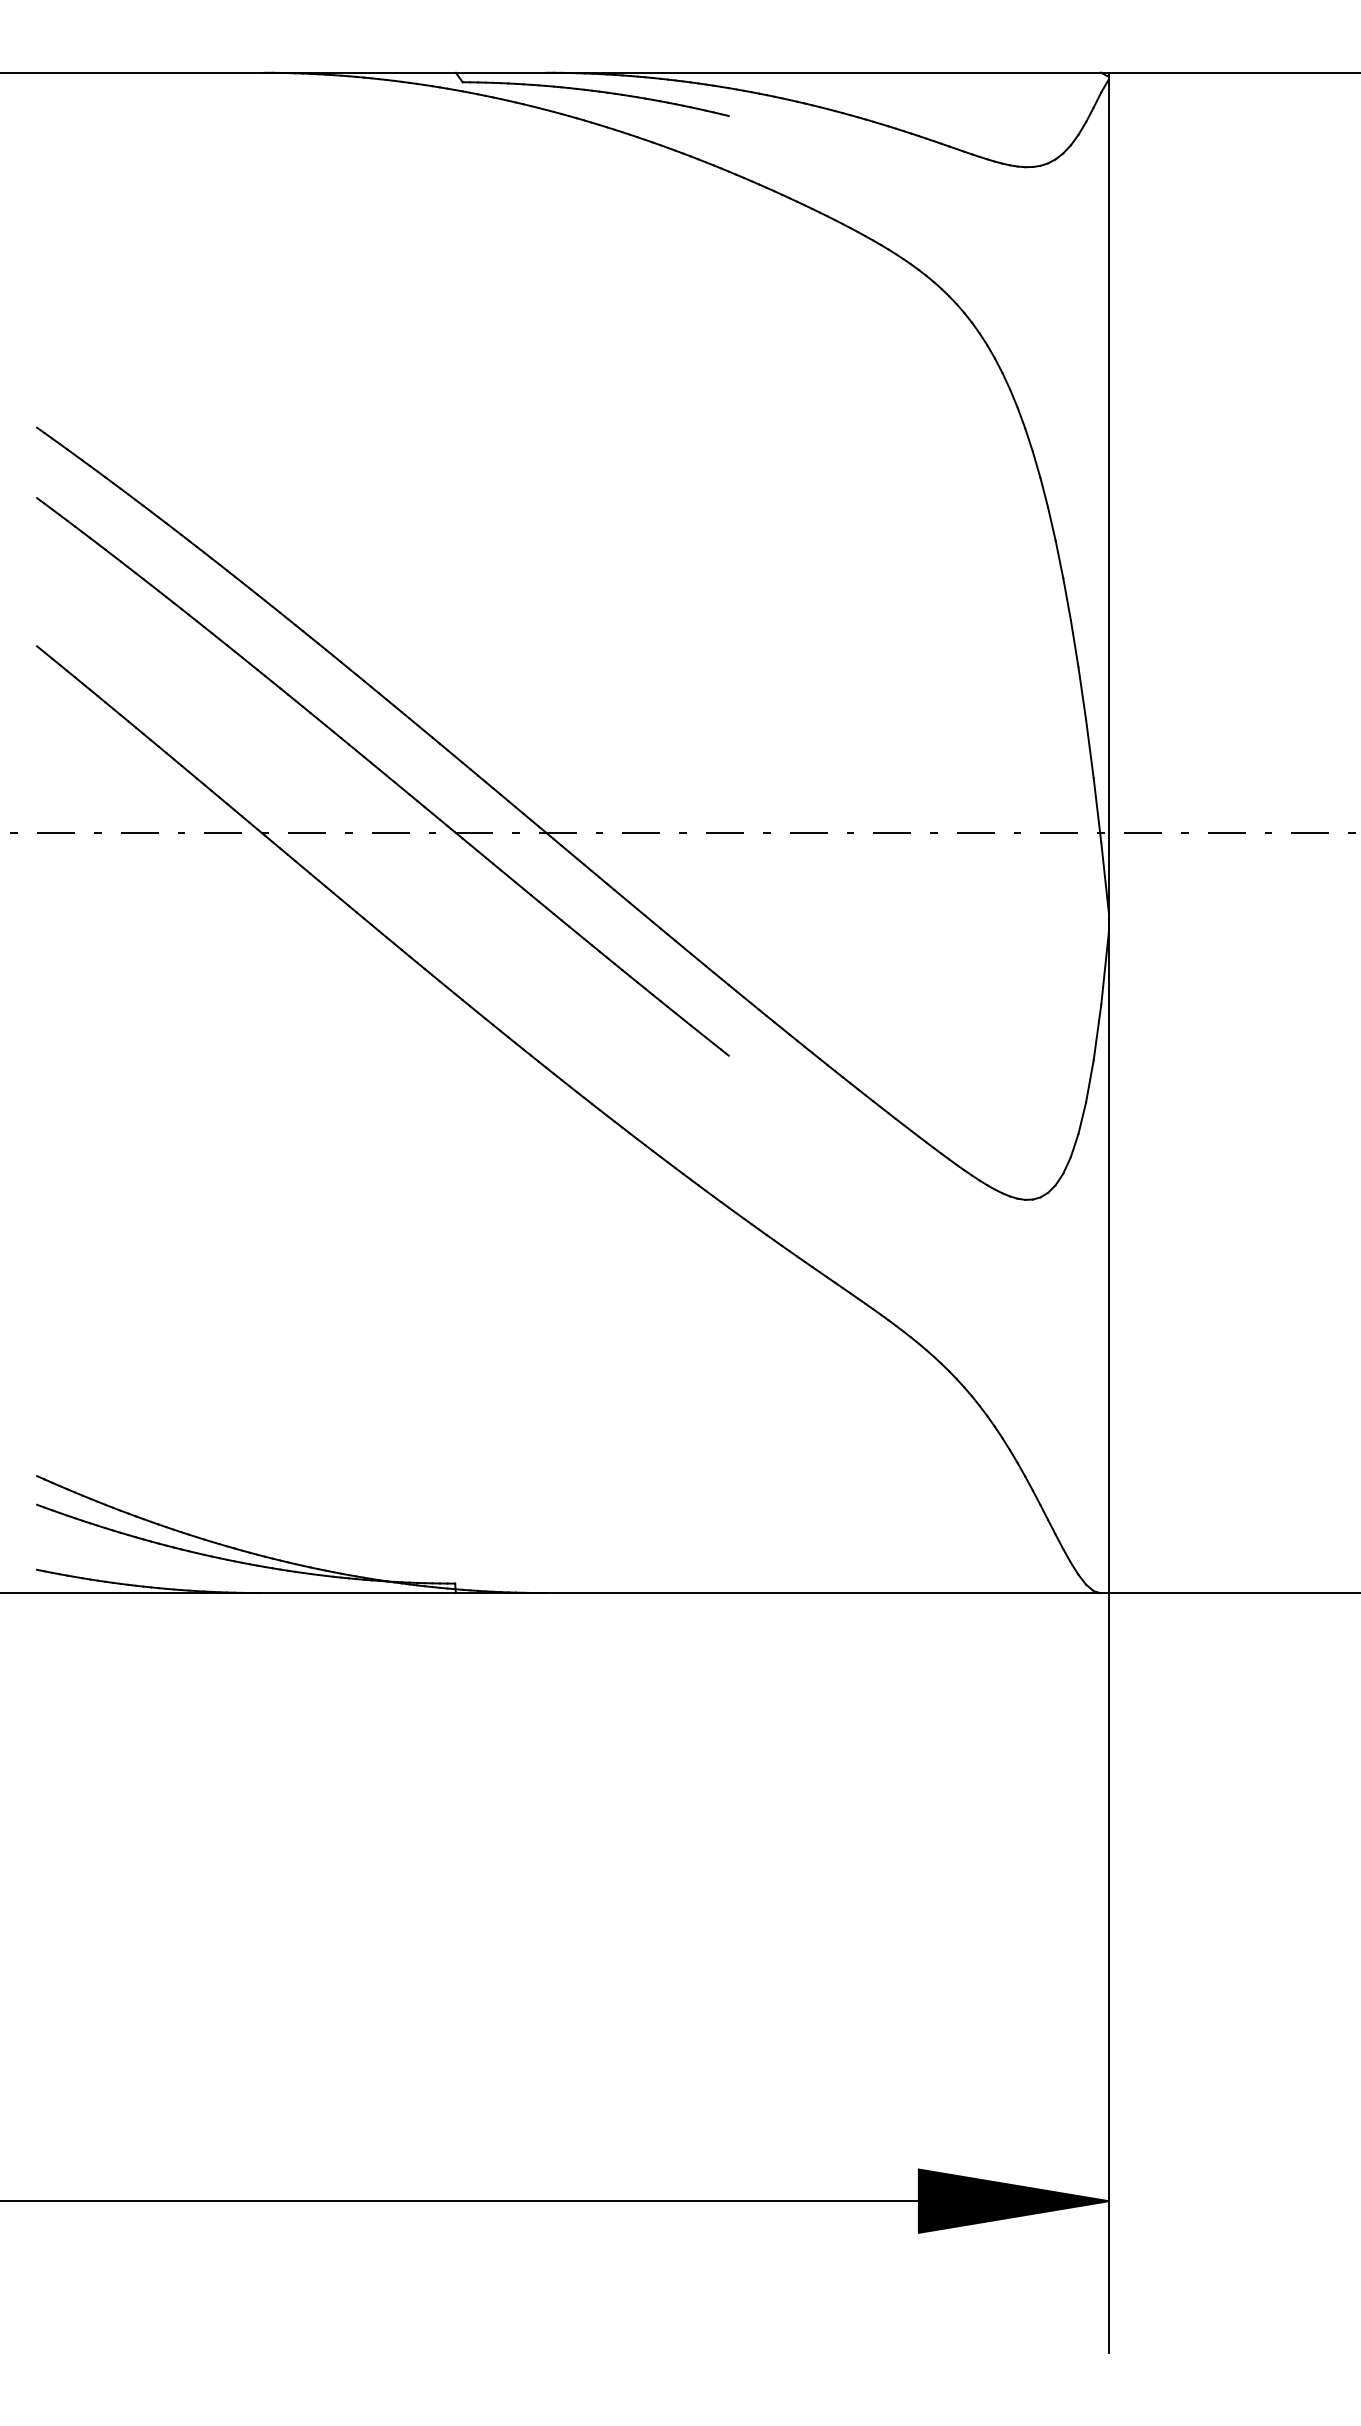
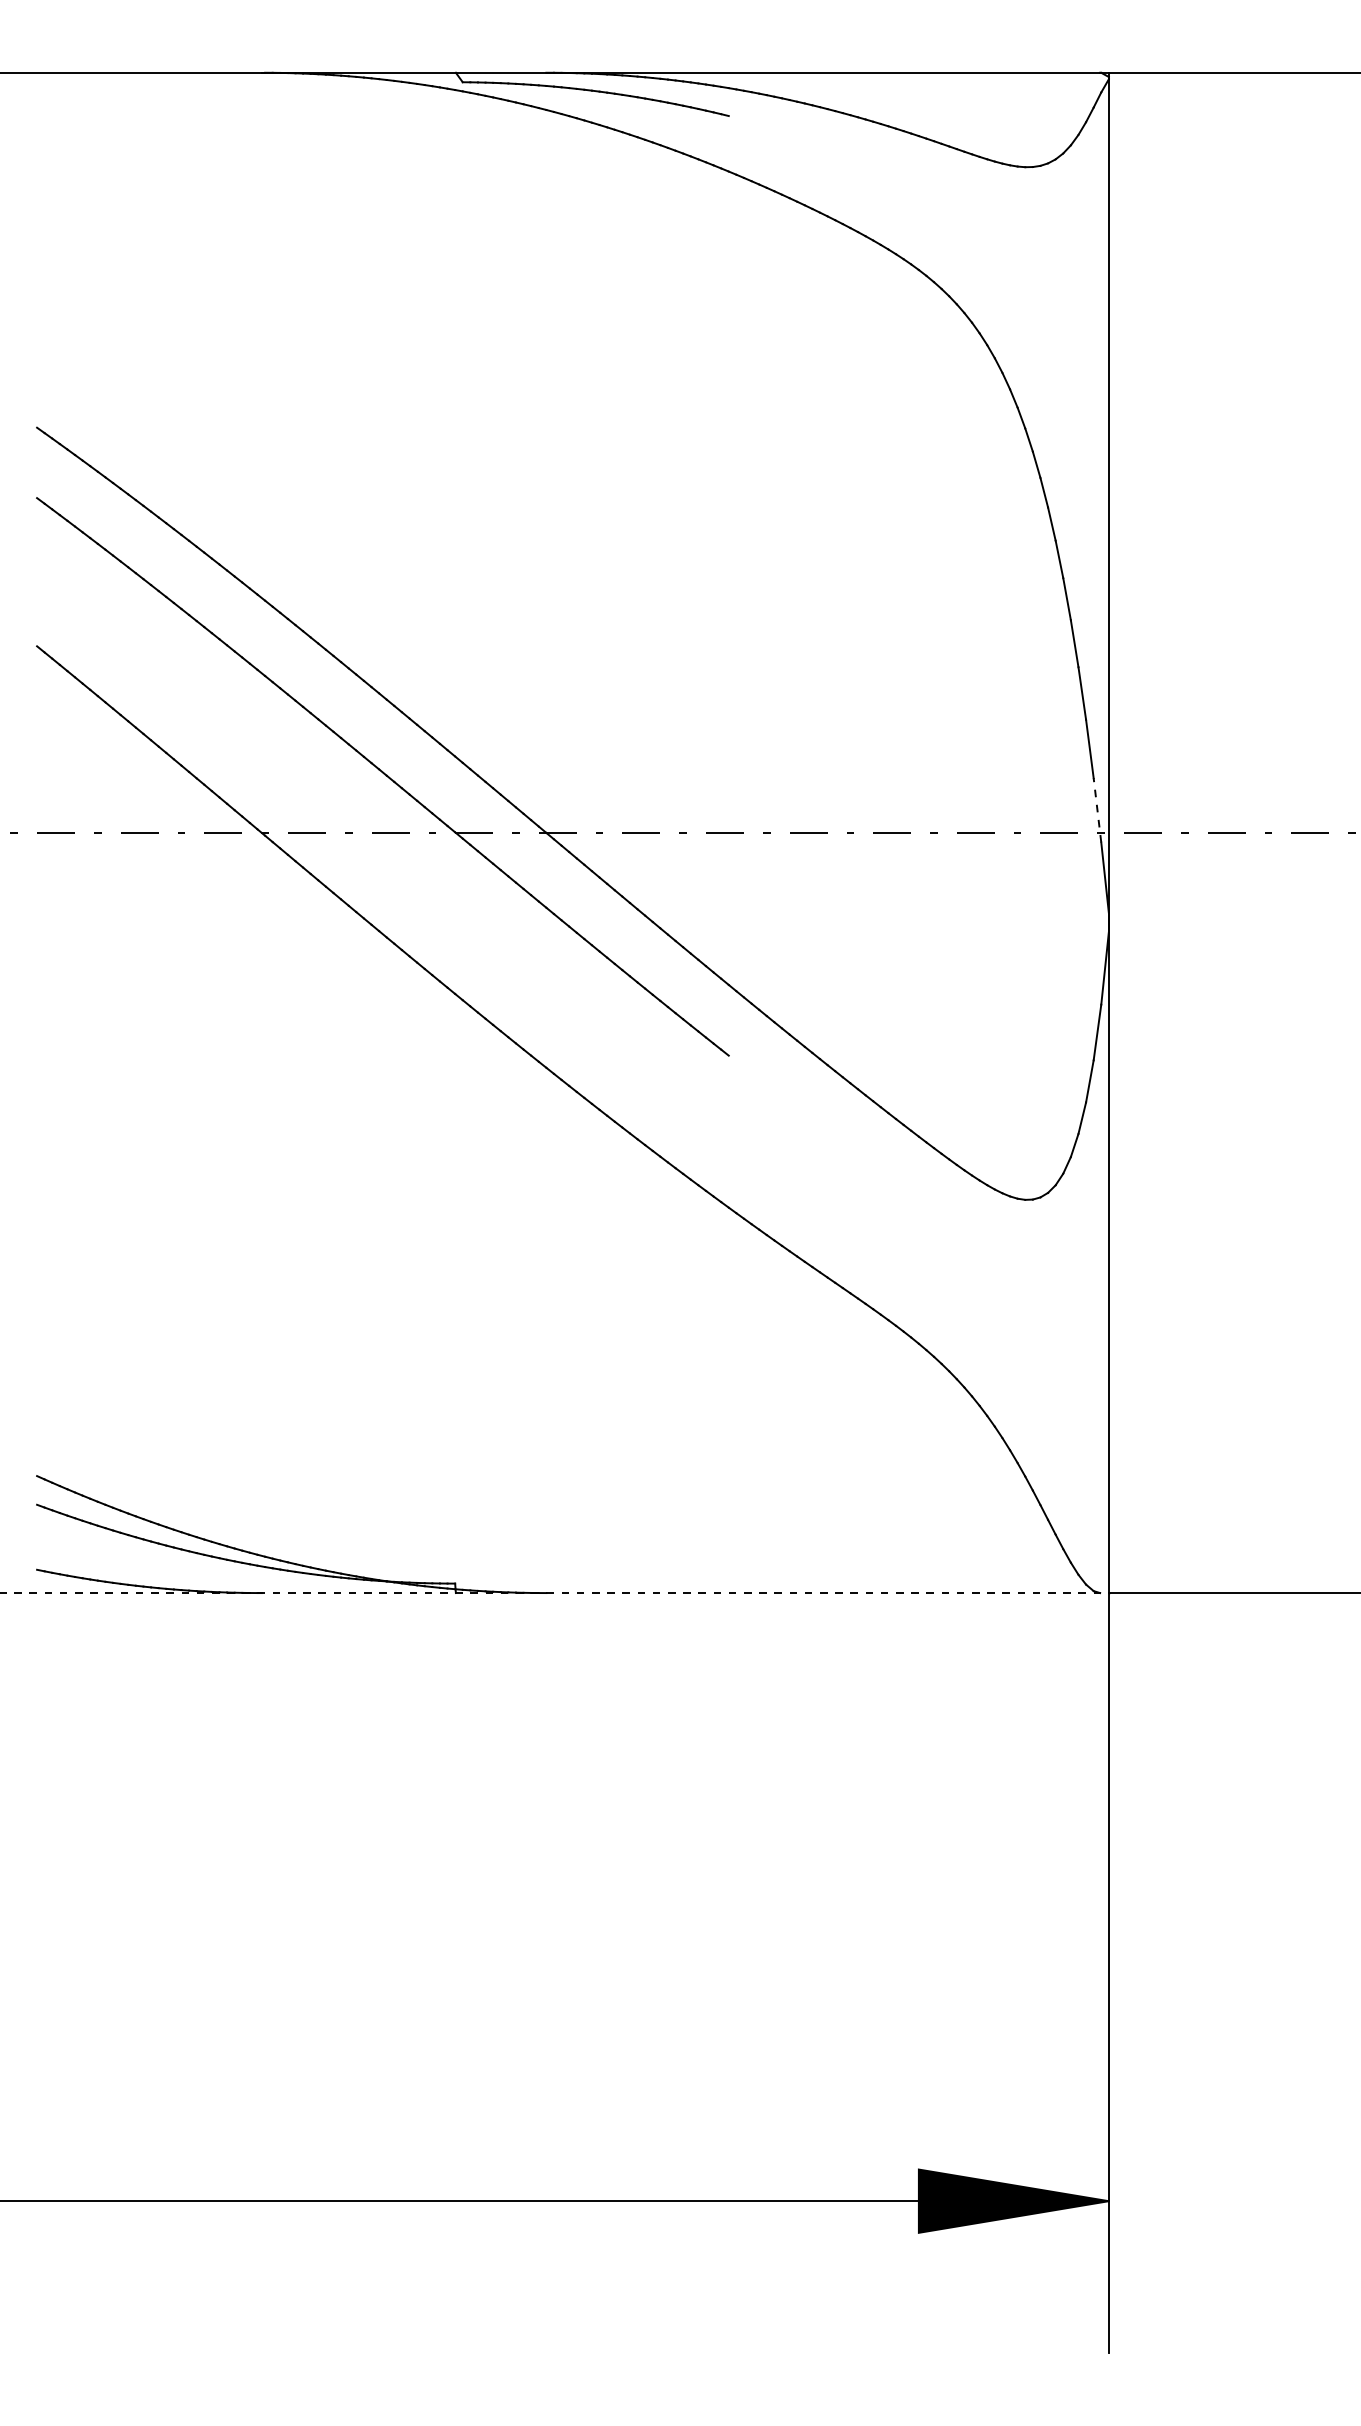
line: solid -> dashed (1097, 809)
line: solid -> dashed (554, 1593)
